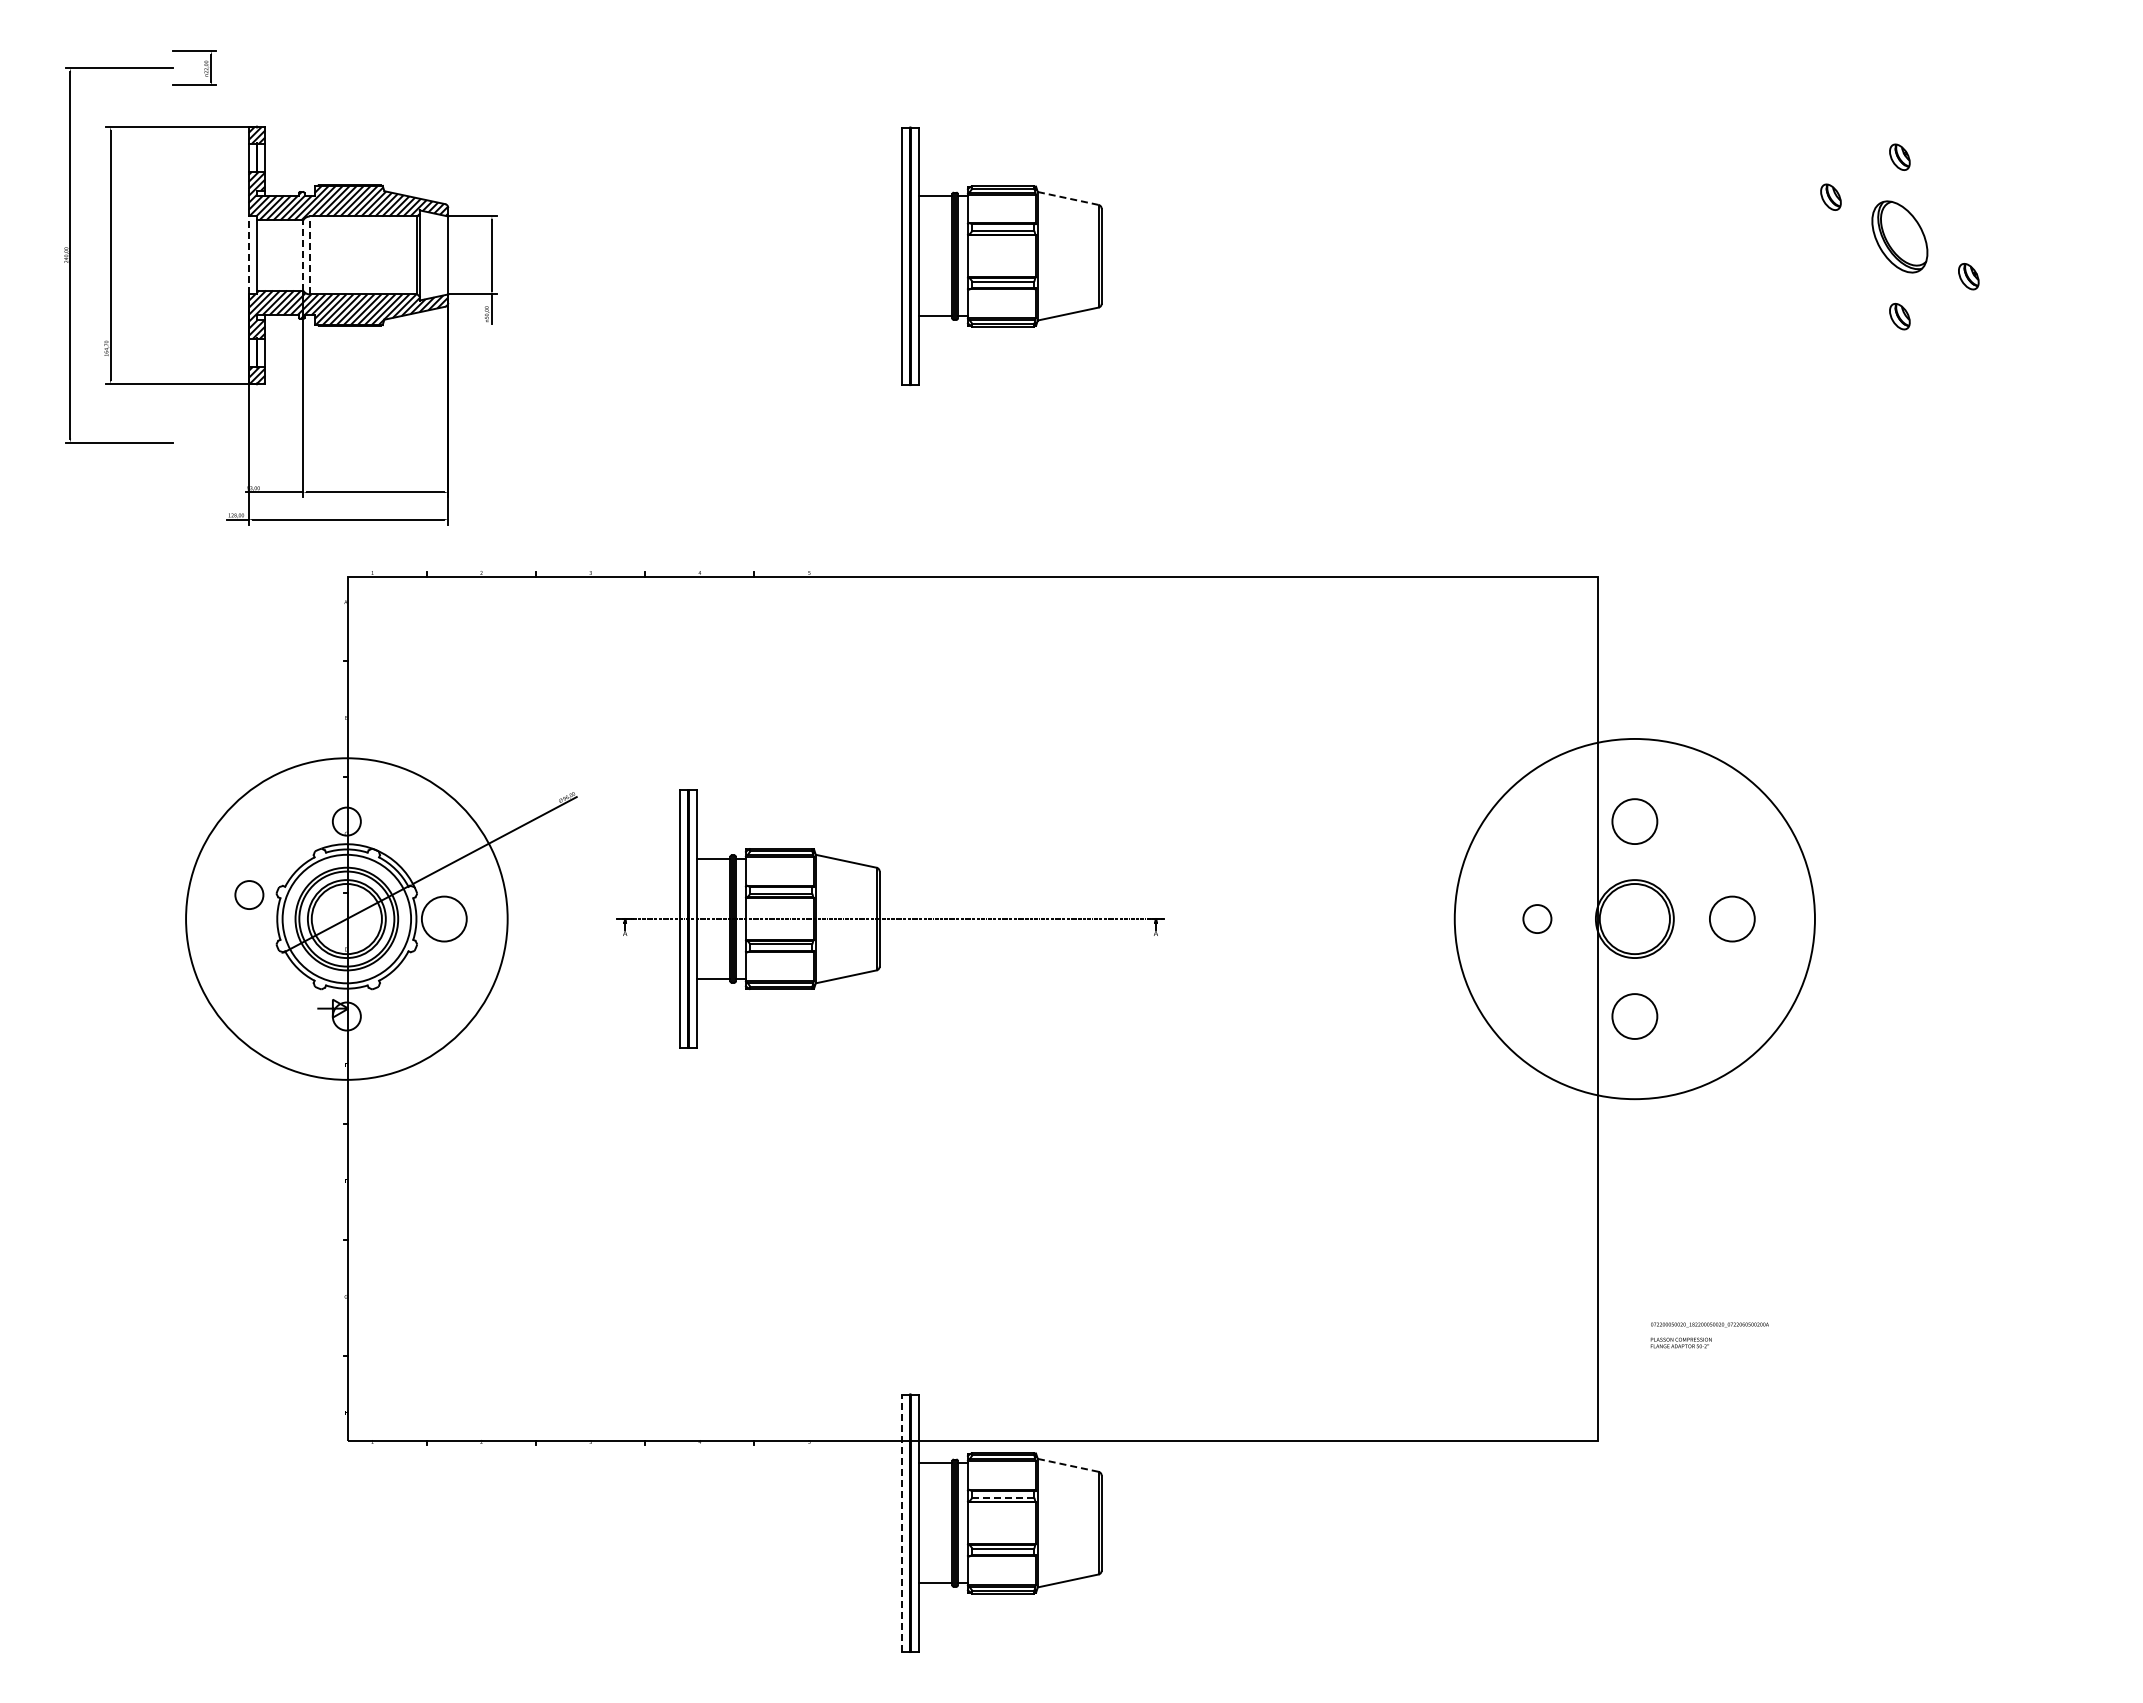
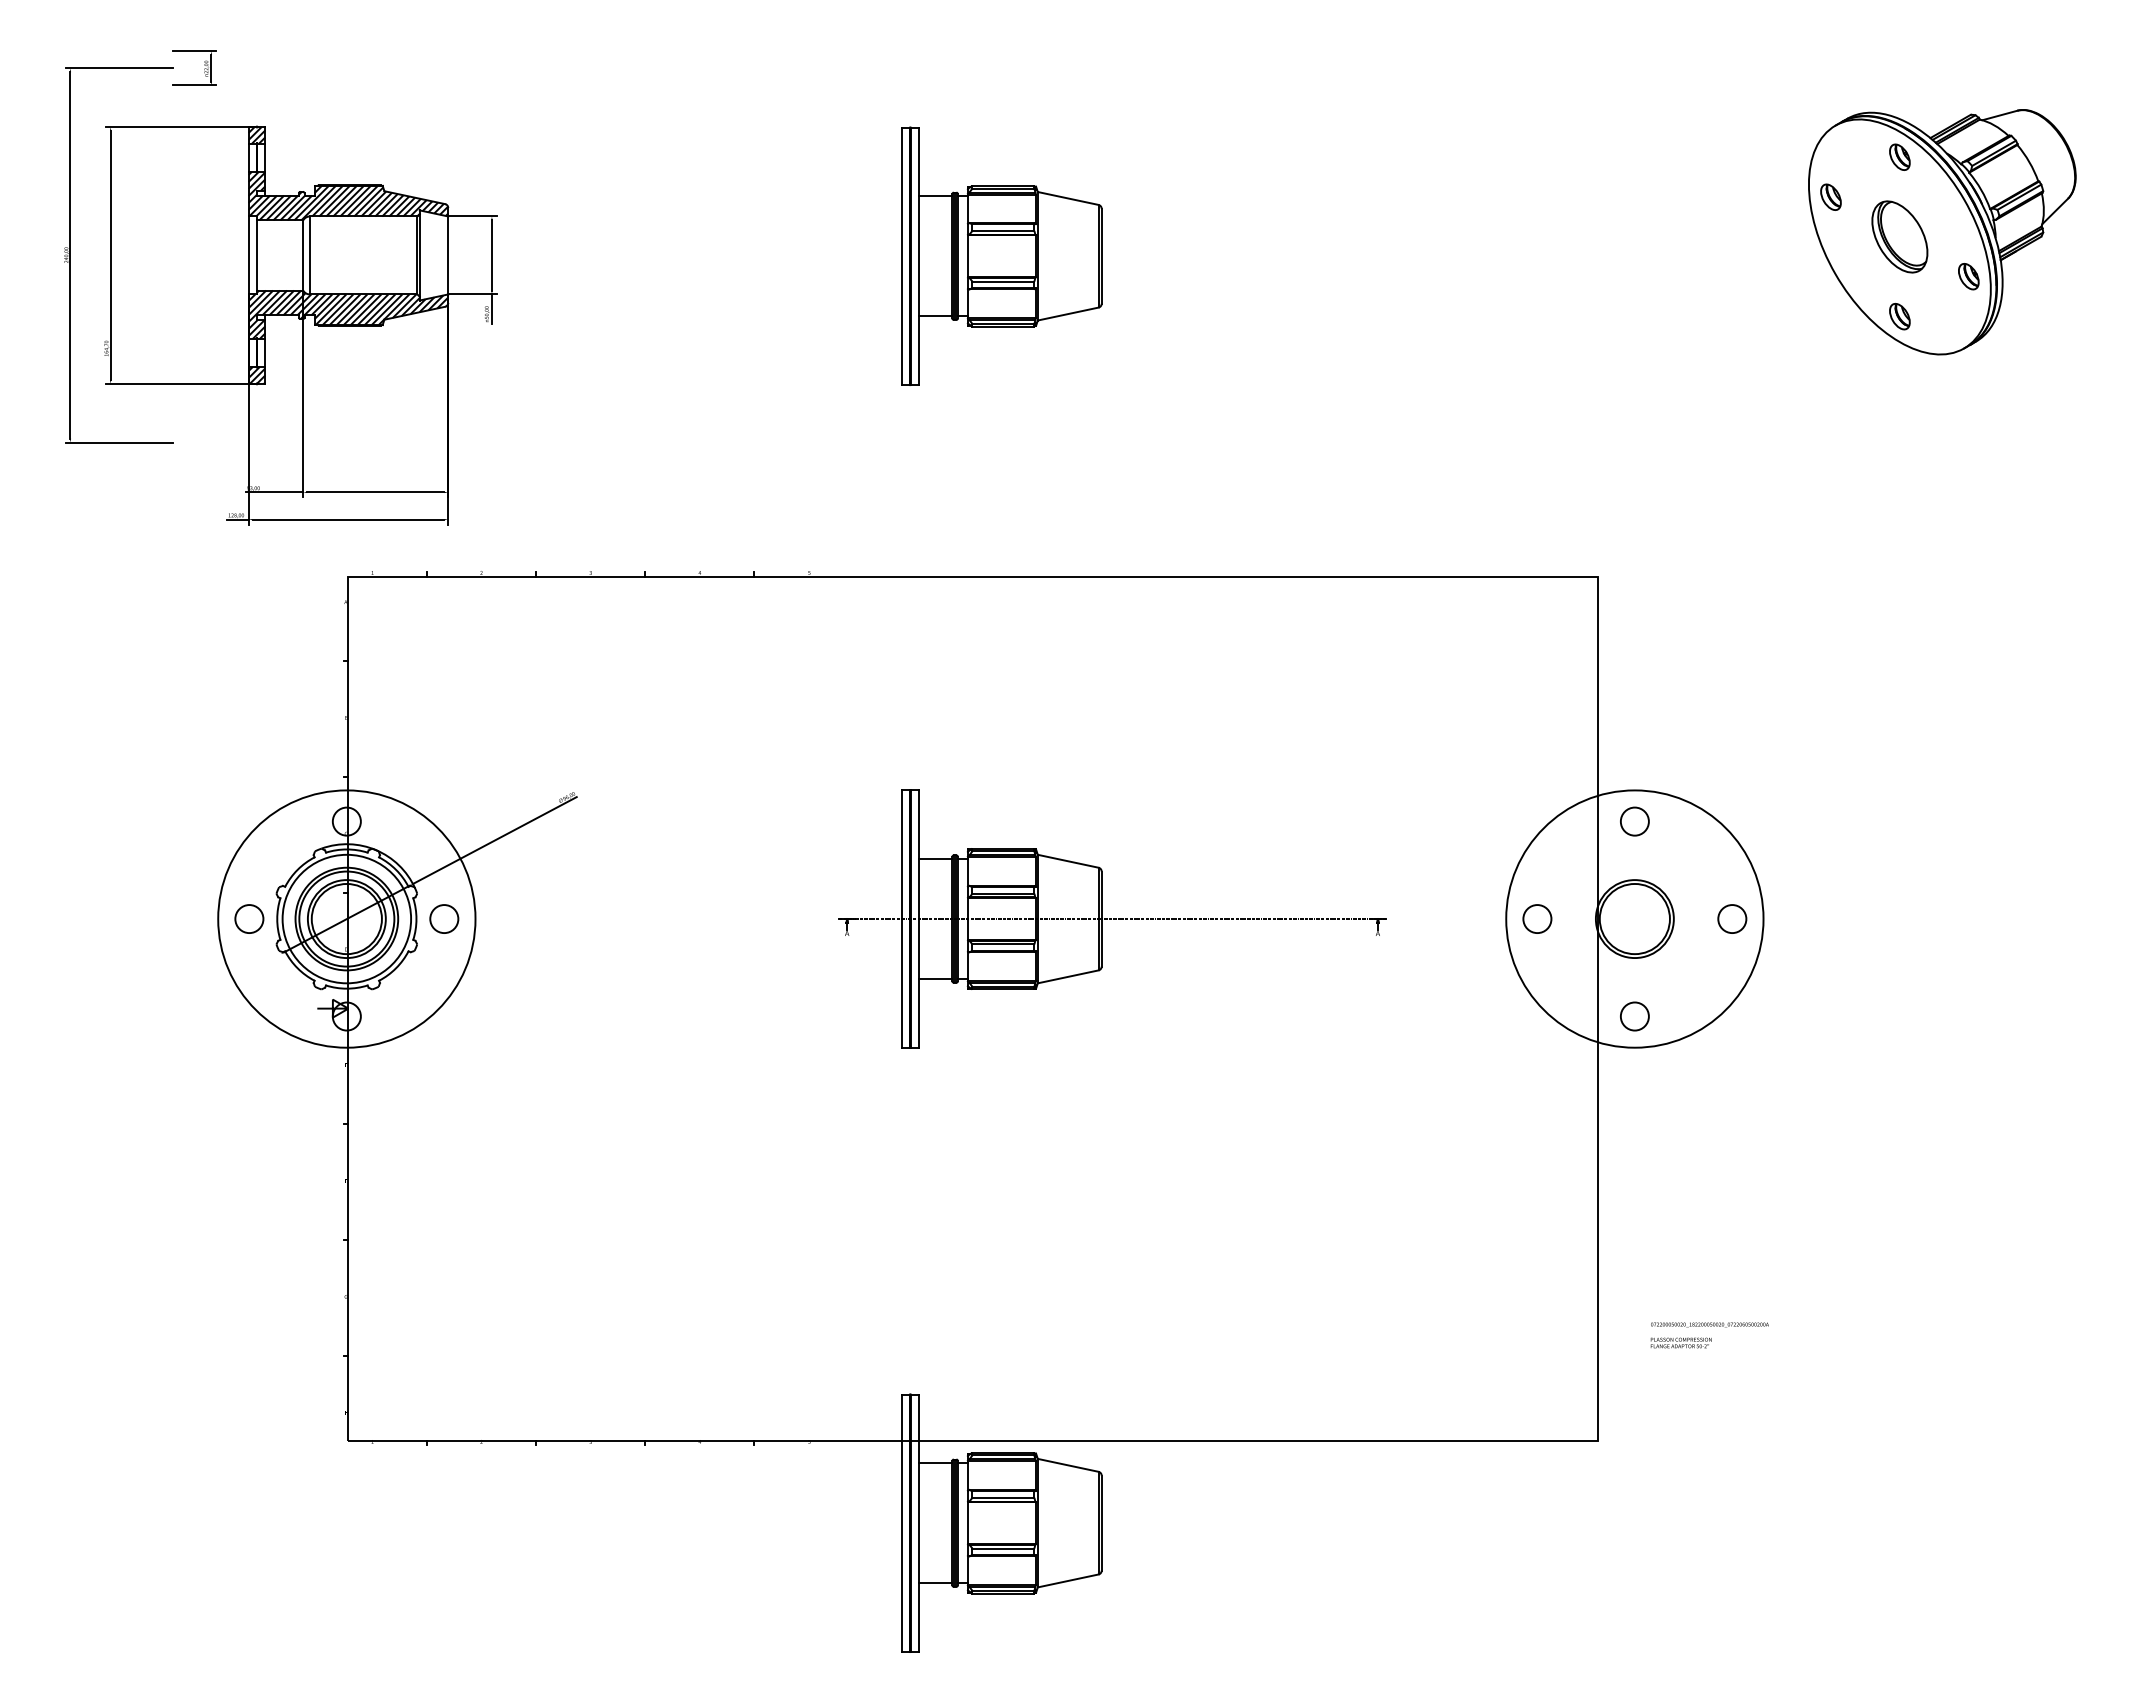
line: dashed -> solid (1067, 198)
part: none -> present (1942, 232)
line: dashed -> solid (303, 254)
line: dashed -> solid (248, 255)
line: dashed -> solid (309, 255)
circle diameter: 45 px -> 28 px (1634, 821)
circle position: (249, 894) -> (249, 918) (249, 918)
circle diameter: 322 px -> 257 px (346, 918)
circle diameter: 45 px -> 28 px (444, 919)
part position: (890, 918) -> (1112, 918) (1112, 918)
circle diameter: 360 px -> 257 px (1634, 918)
circle diameter: 45 px -> 28 px (1732, 919)
circle diameter: 45 px -> 28 px (1634, 1016)
line: dashed -> solid (1067, 1465)
line: dashed -> solid (1003, 1497)
line: dashed -> solid (902, 1523)
